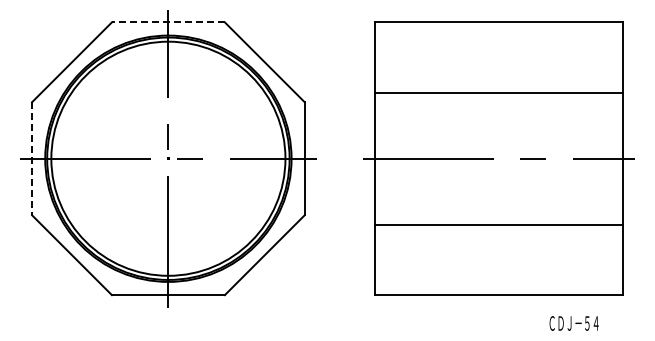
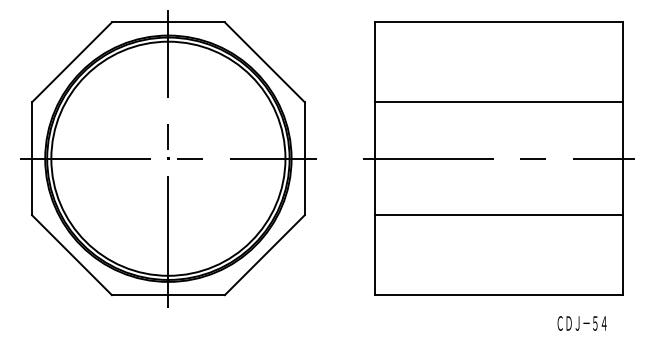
line: dashed -> solid (167, 22)
line position: (498, 93) -> (498, 102) (498, 102)
line: dashed -> solid (32, 159)
line position: (498, 225) -> (498, 215) (498, 215)
text position: (573, 323) -> (581, 323) (581, 323)
